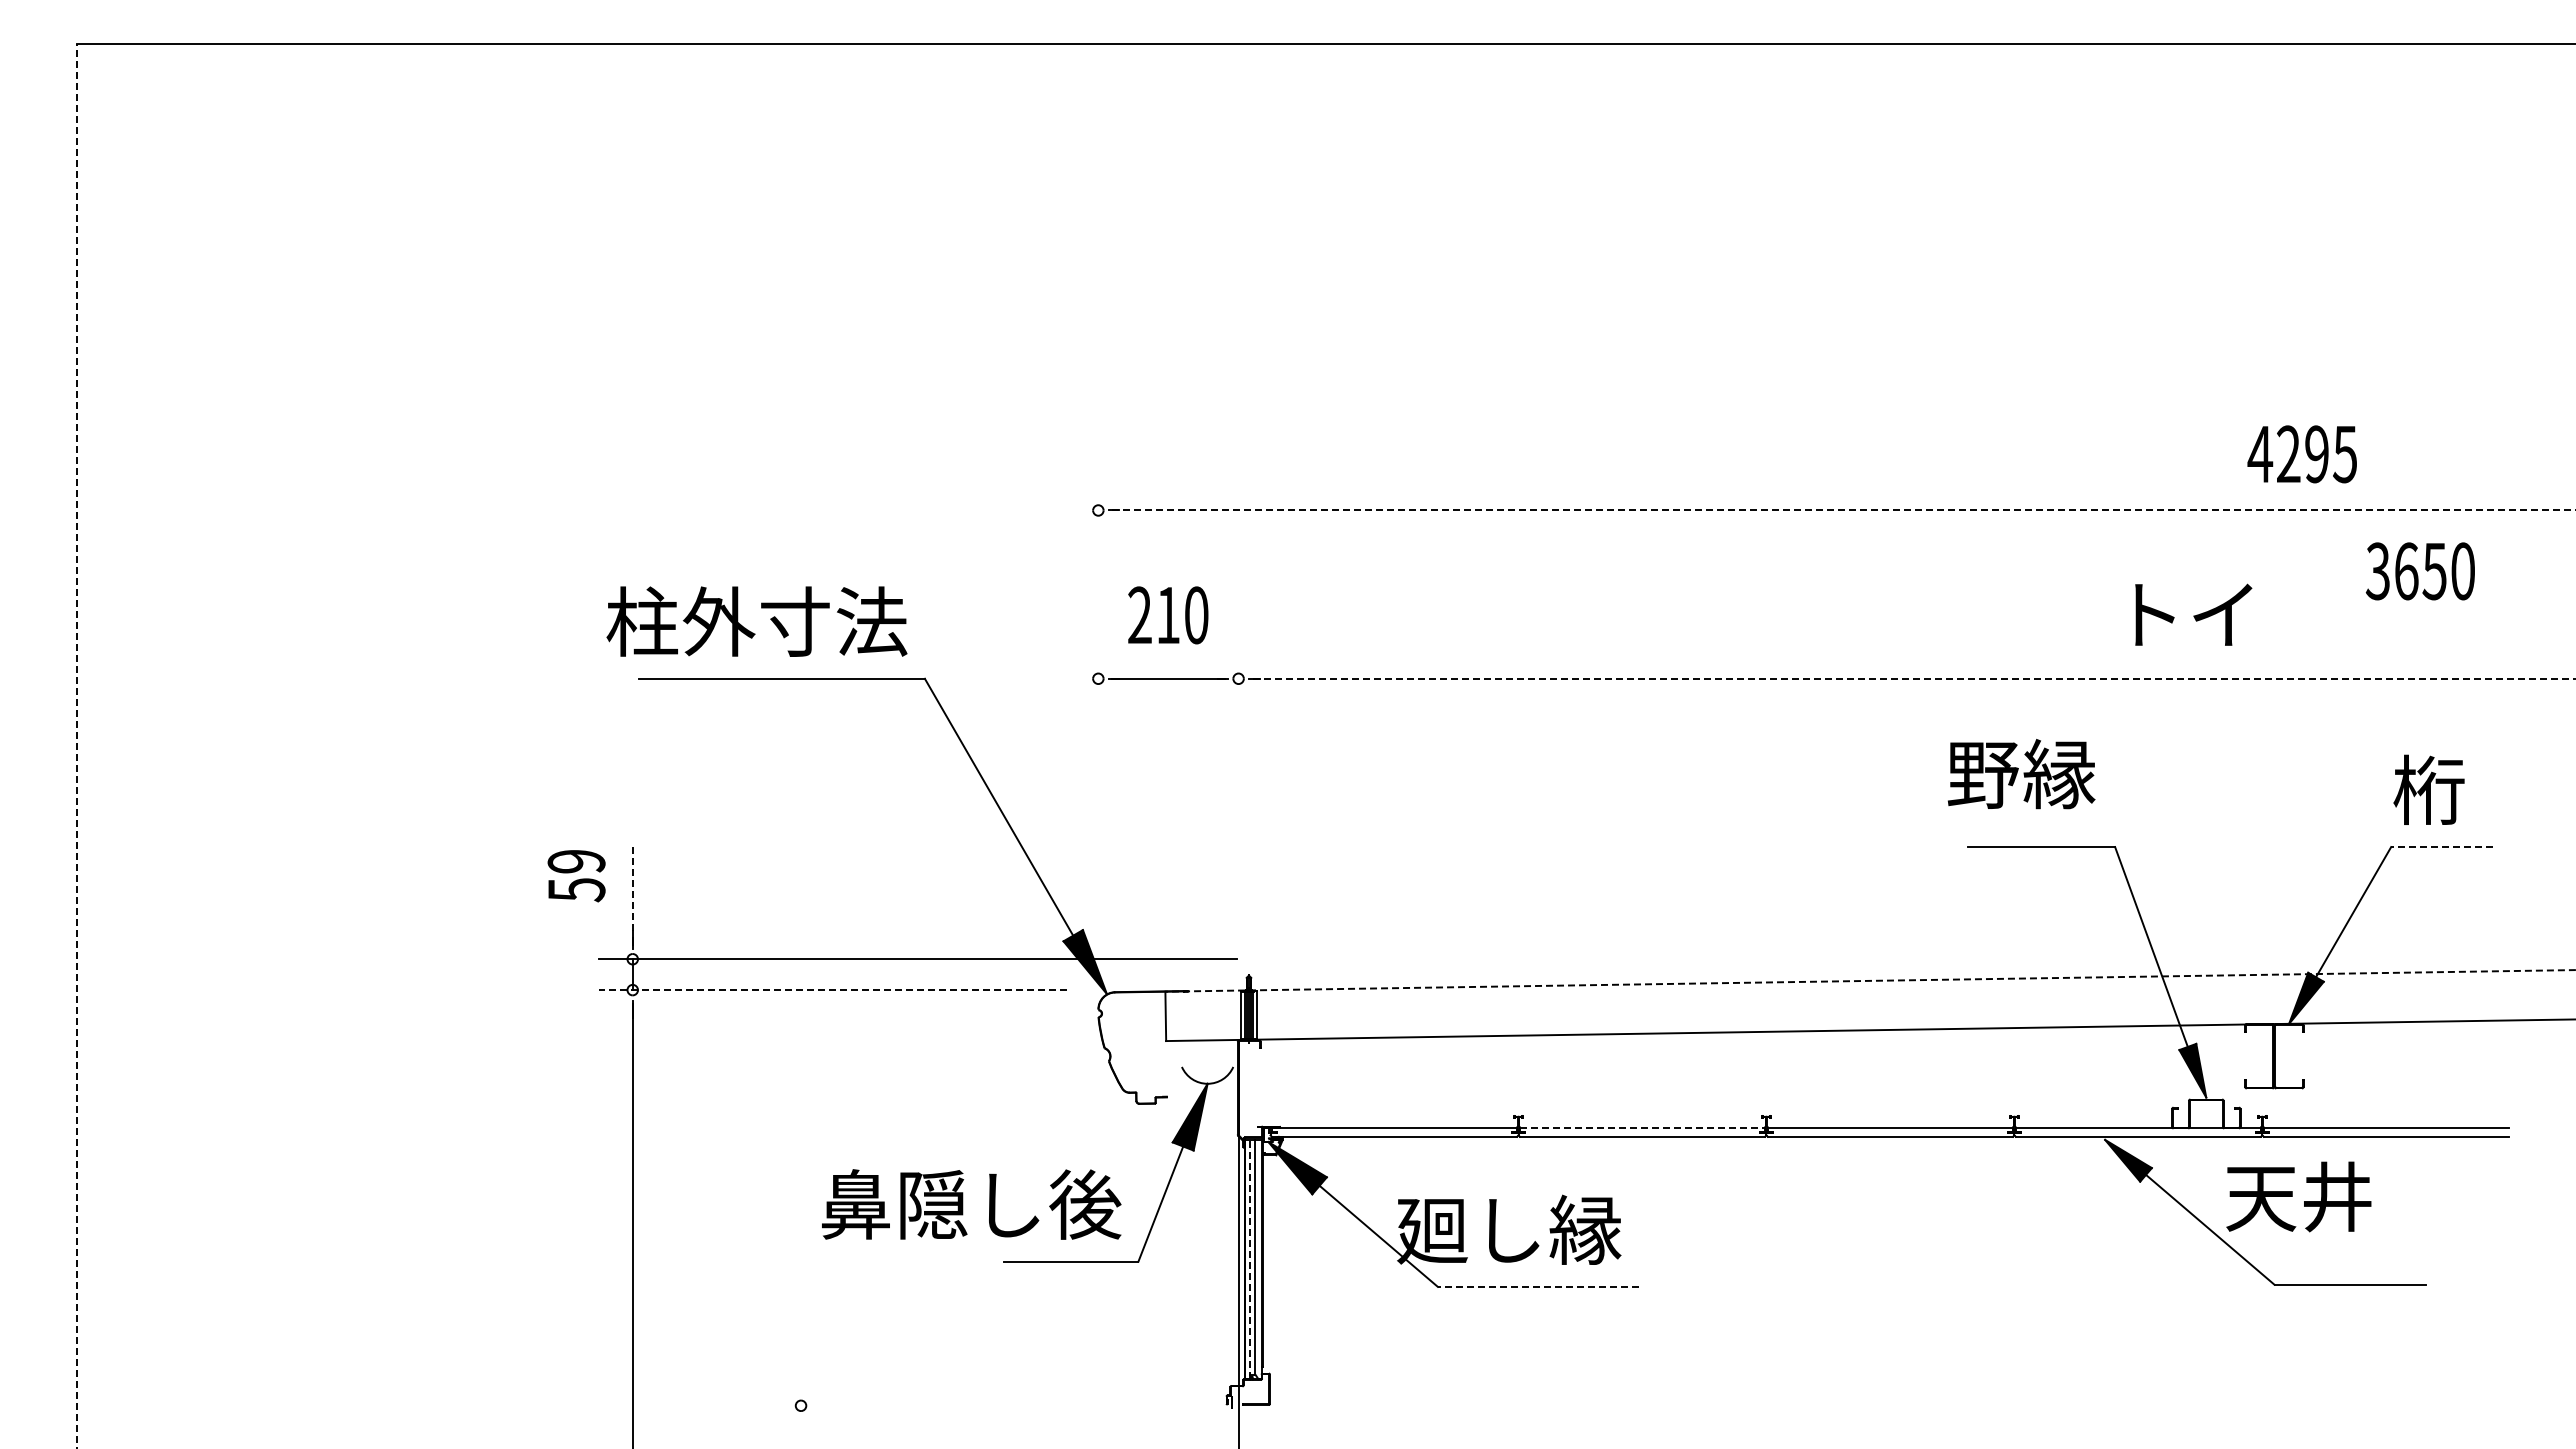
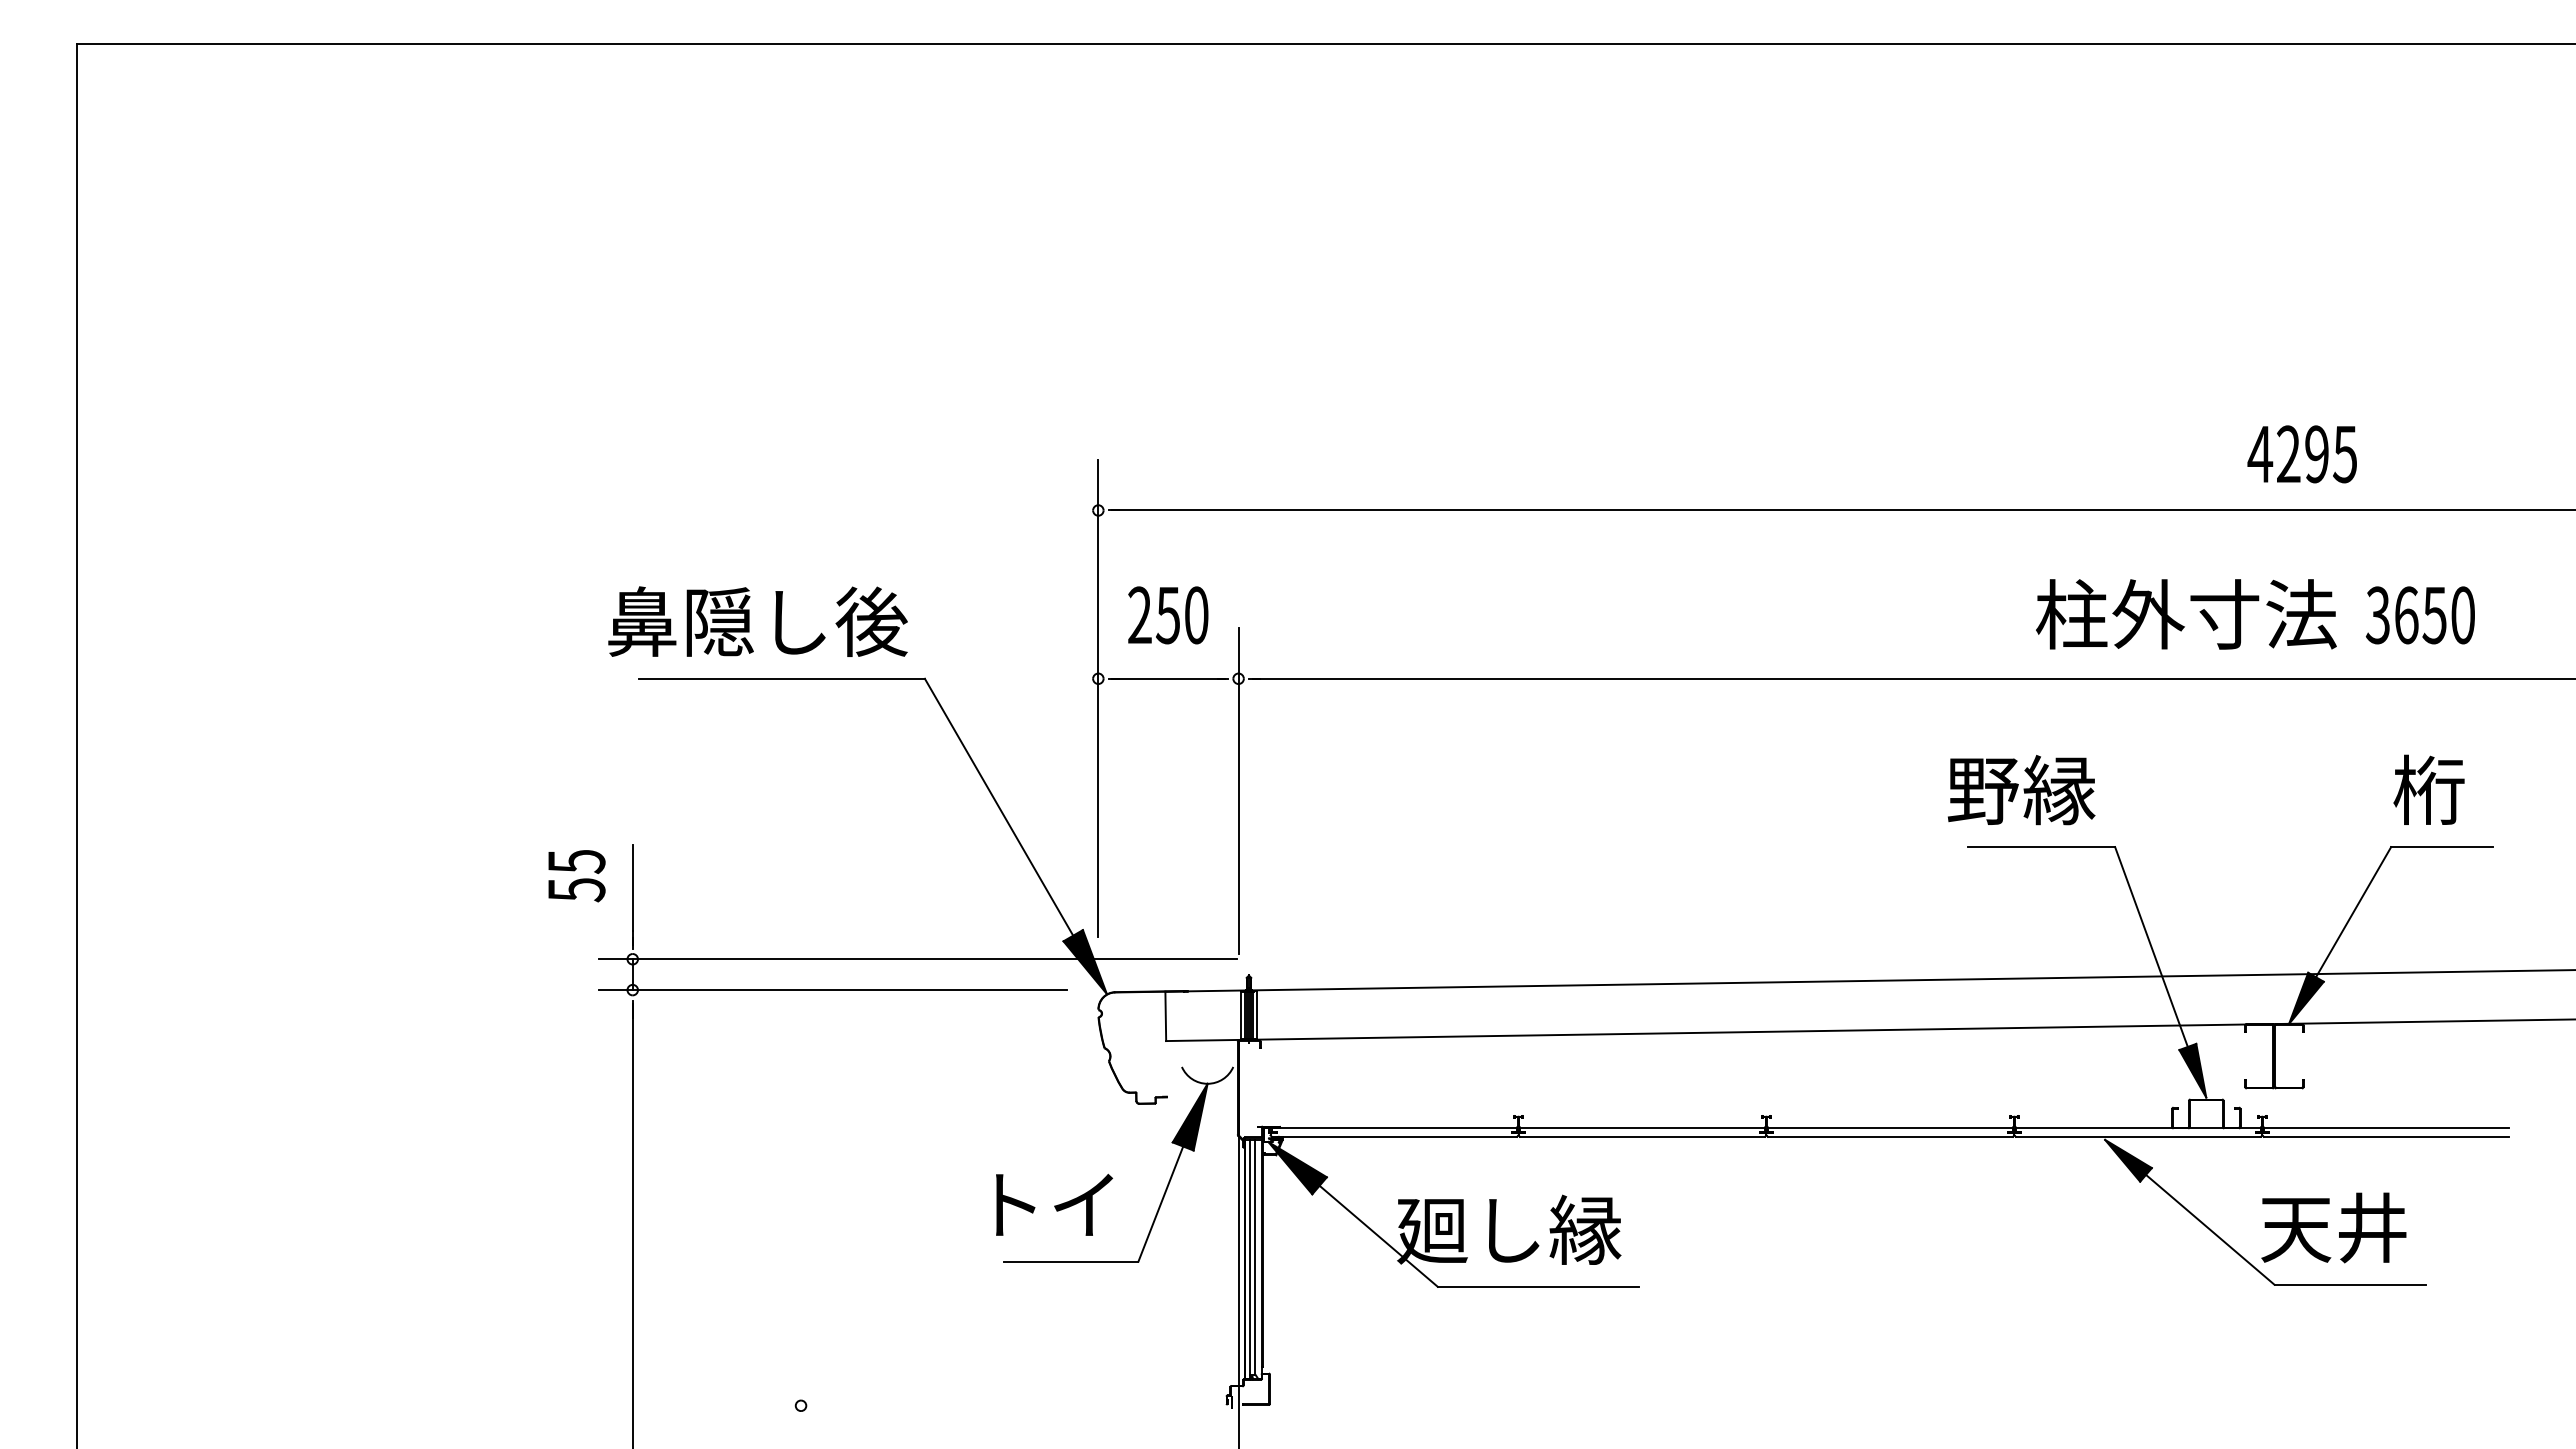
line: dashed -> solid (1844, 510)
text position: (2419, 571) -> (2419, 615) (2419, 615)
text: トイ -> 柱外寸法 (2186, 614)
text: 210 -> 250 (1167, 615)
text: 柱外寸法 -> 鼻隠し後 (756, 621)
line: dashed -> solid (1914, 678)
line: none -> present (1098, 698)
line: dashed -> solid (77, 746)
text position: (2021, 774) -> (2021, 790) (2021, 790)
line: none -> present (1238, 791)
line: dashed -> solid (2442, 847)
text: 59 -> 55 (576, 862)
line: dashed -> solid (632, 888)
line: dashed -> solid (1870, 980)
line: dashed -> solid (832, 990)
line: dashed -> solid (1642, 1128)
text position: (2298, 1196) -> (2333, 1227) (2333, 1227)
text: 鼻隠し後 -> トイ (971, 1204)
line: dashed -> solid (1250, 1259)
line: dashed -> solid (1537, 1286)
